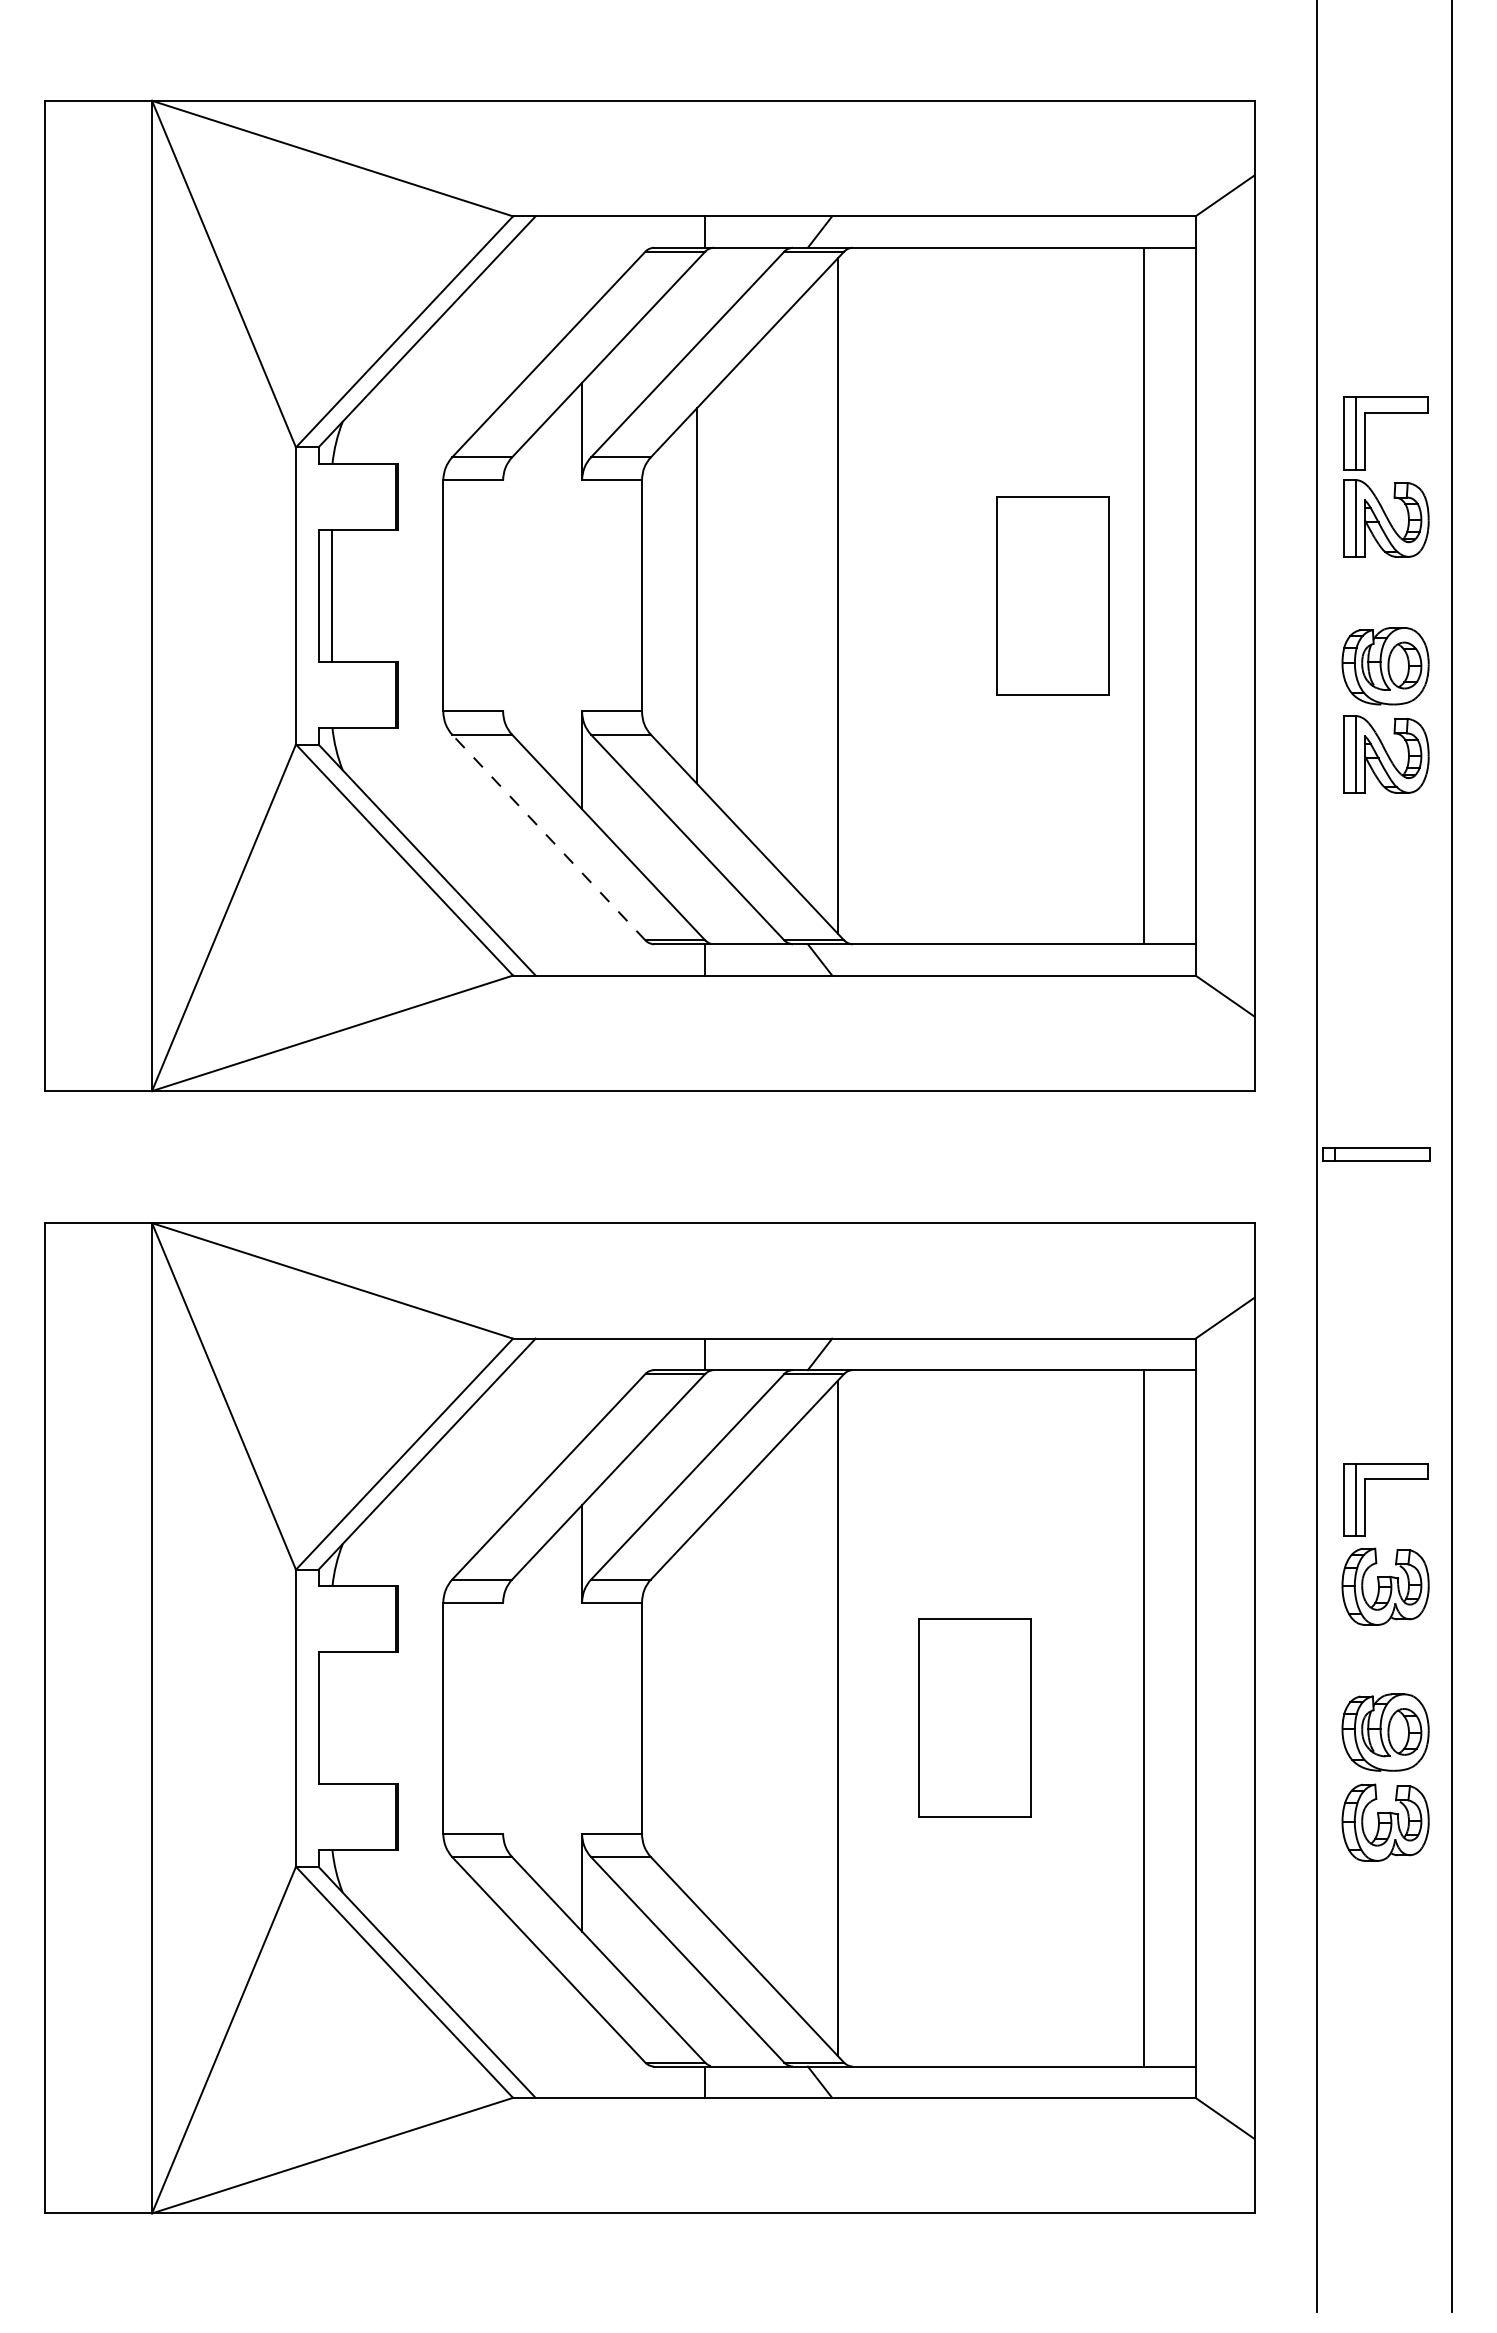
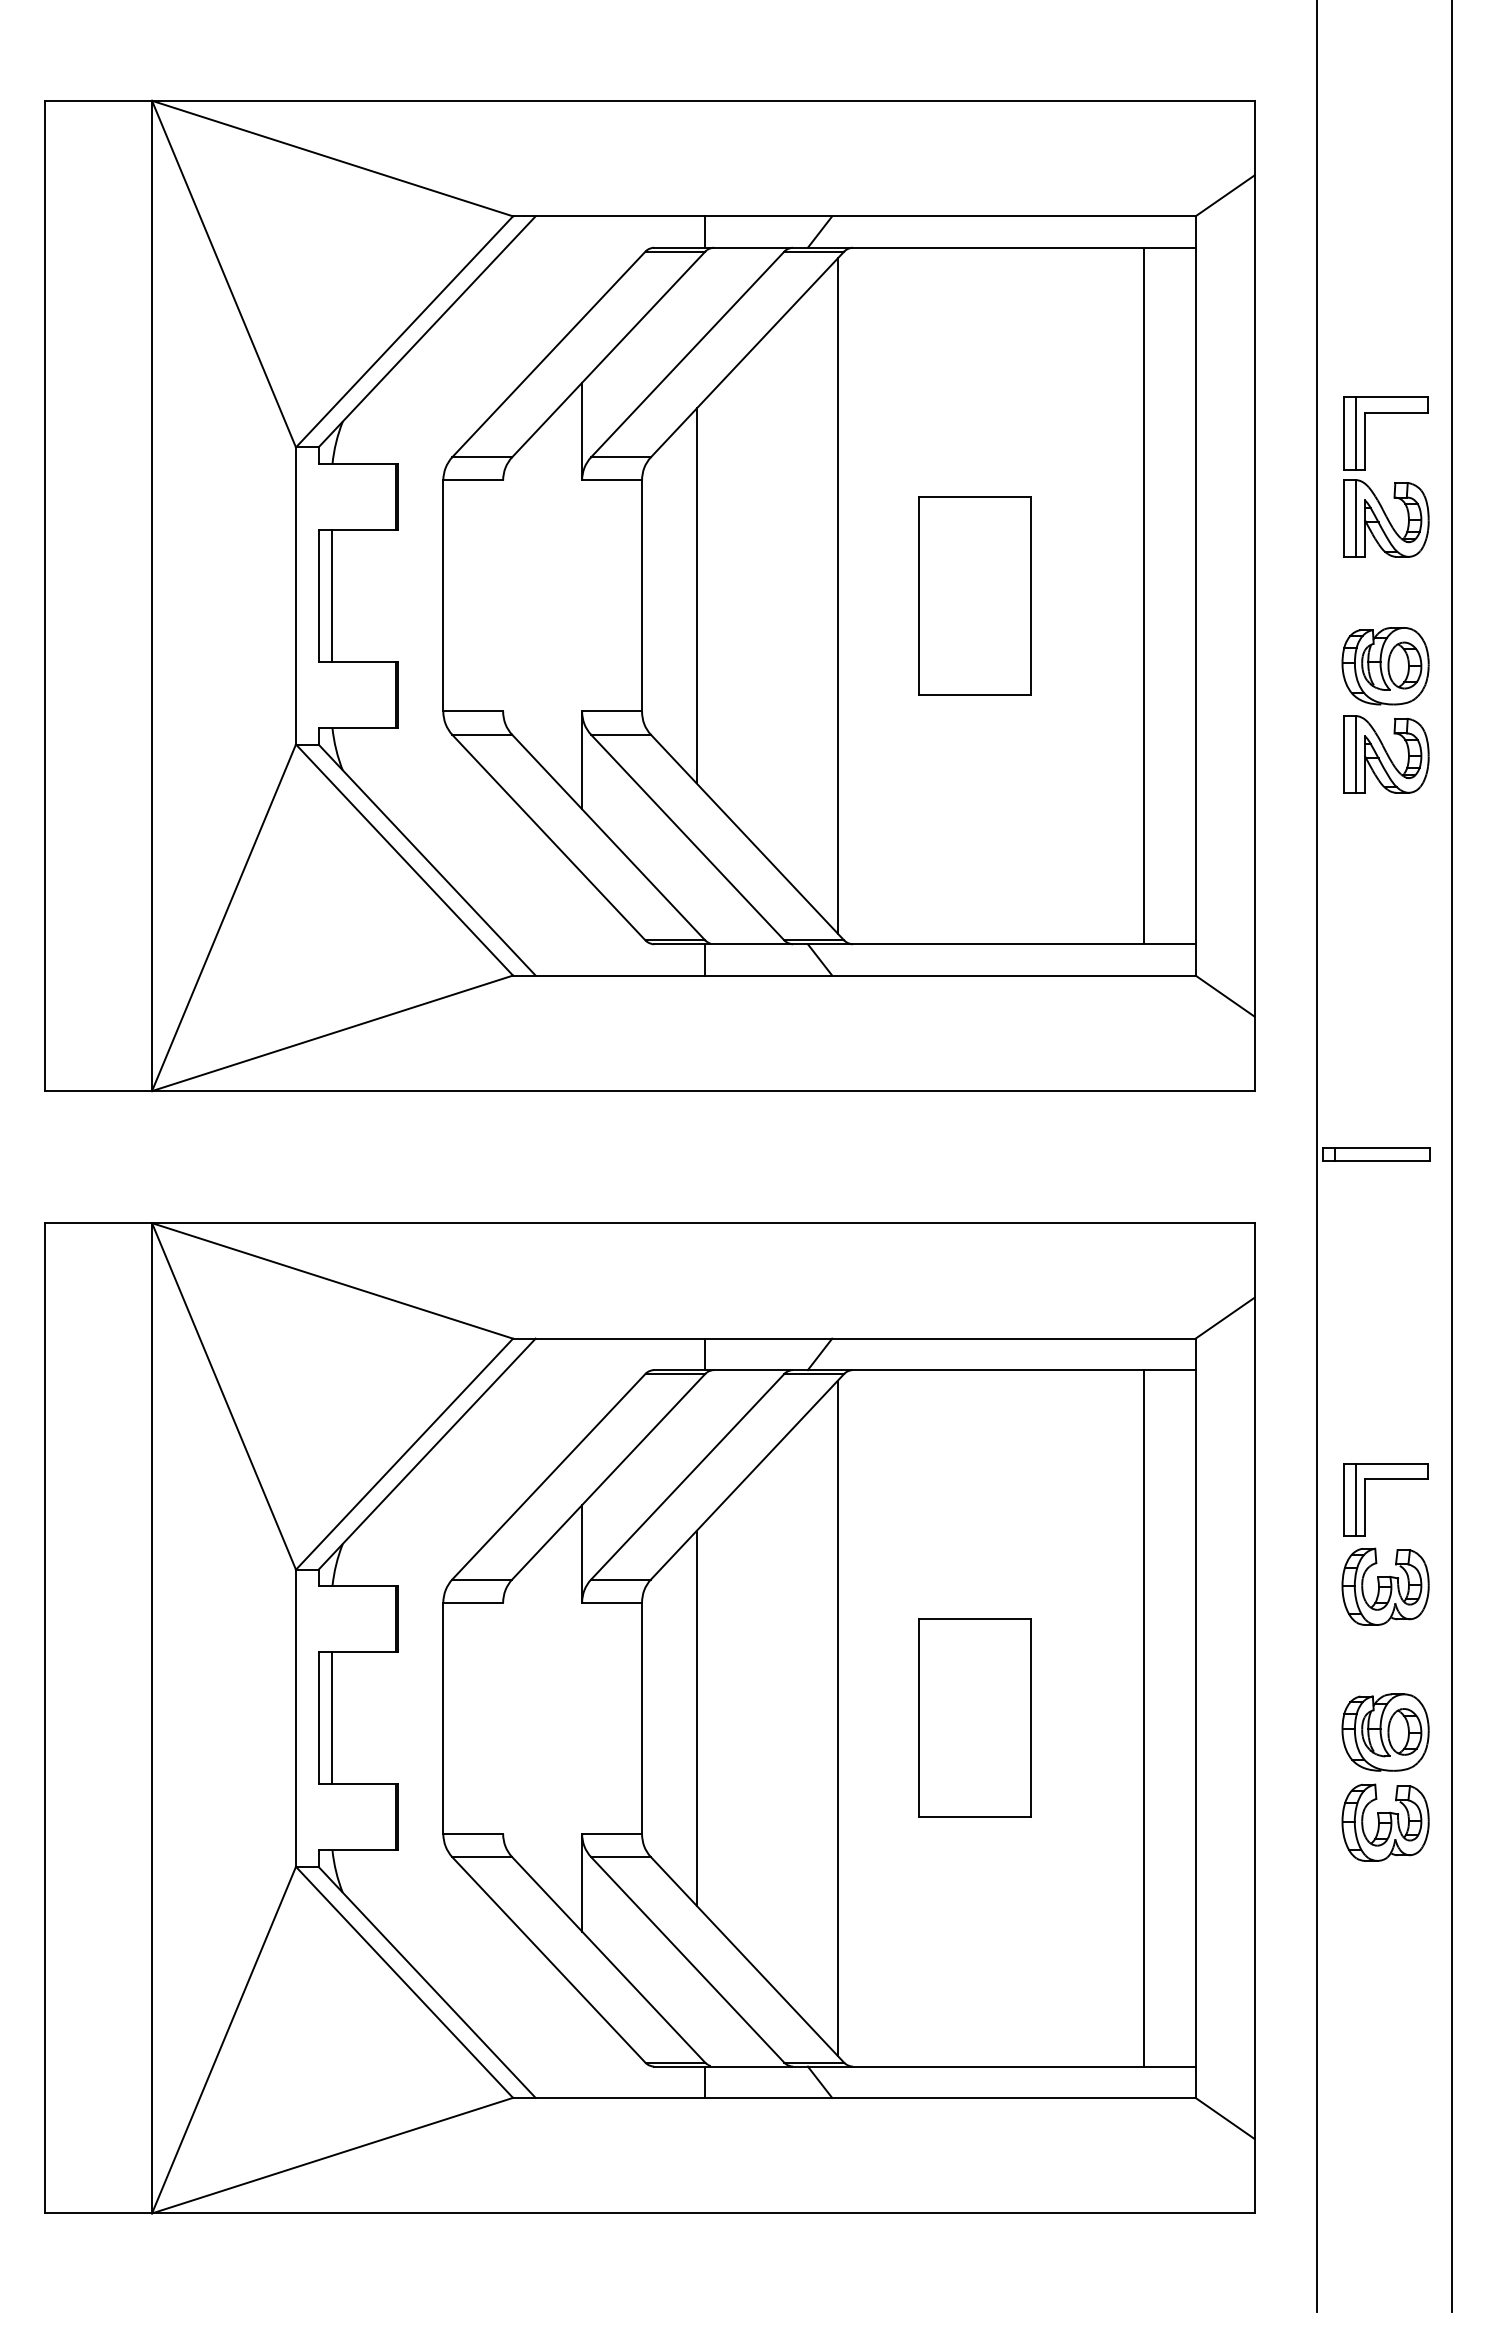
part position: (1052, 595) -> (974, 595) (974, 595)
line: dashed -> solid (548, 837)
line: none -> present (696, 1717)
line: none -> present (331, 1718)
